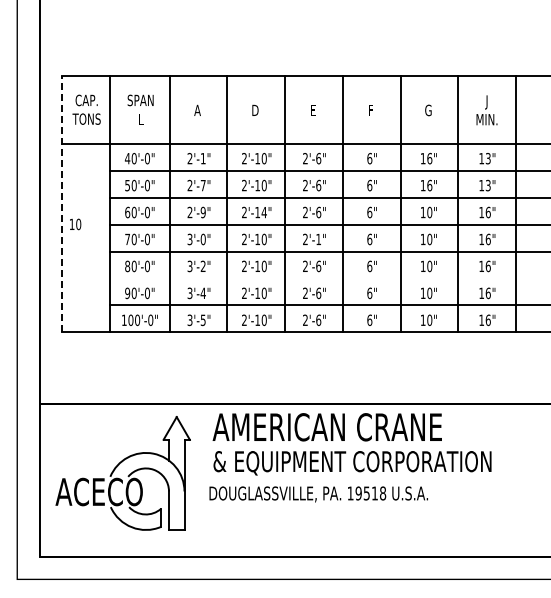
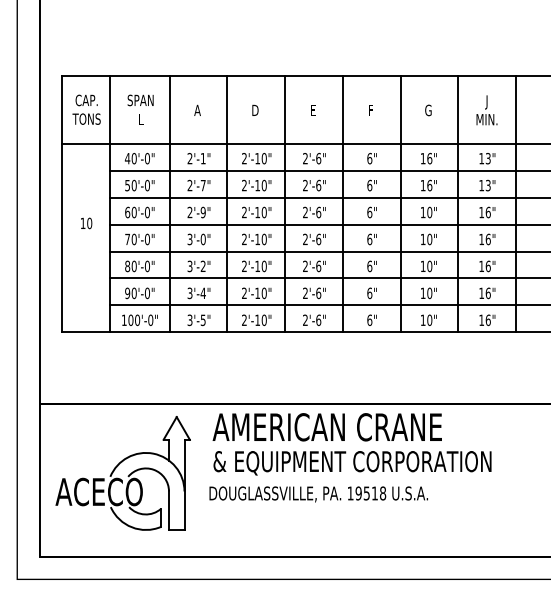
line: dashed -> solid (62, 204)
text: 2'-14" -> 2'-10" (263, 212)
text position: (75, 224) -> (86, 223) (86, 223)
text: 2'-1" -> 2'-6" (318, 239)
line: none -> present (328, 278)
